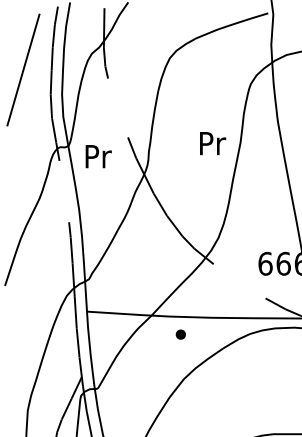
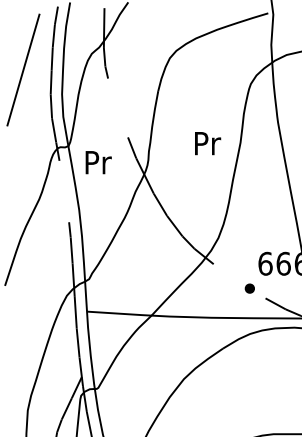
text position: (213, 143) -> (208, 143) (208, 143)
text position: (98, 156) -> (98, 162) (98, 162)
part position: (180, 334) -> (249, 288) (249, 288)
